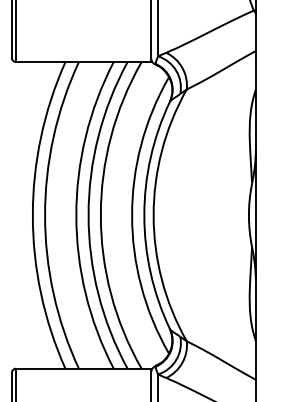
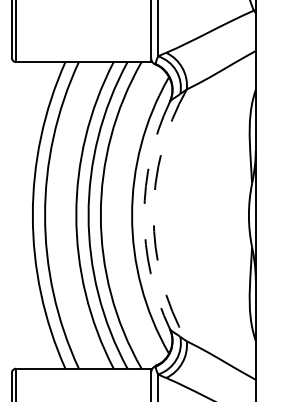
arc: solid -> dashed (144, 215)
arc: solid -> dashed (153, 215)
